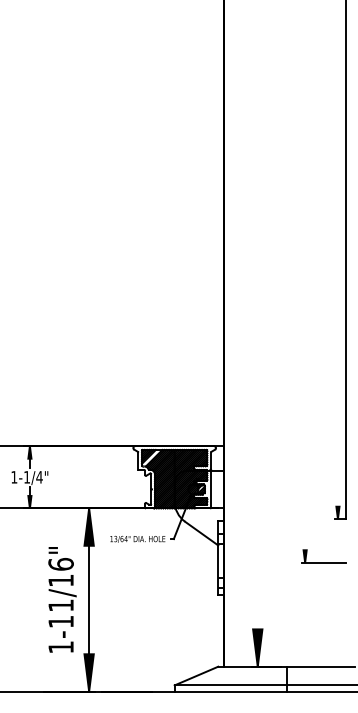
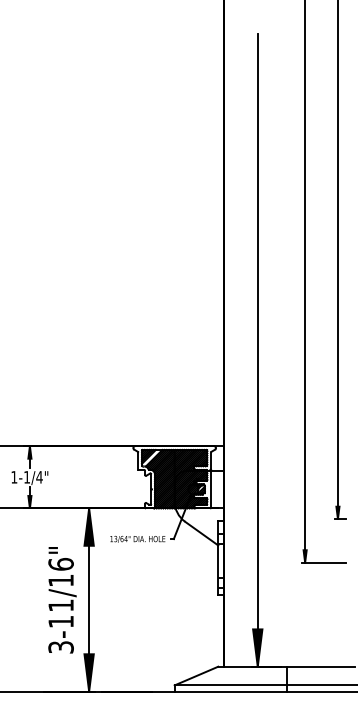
line position: (345, 260) -> (337, 260) (337, 260)
line: none -> present (305, 282)
line: none -> present (257, 350)
text: 1-11/16" -> 3-11/16" (60, 647)
